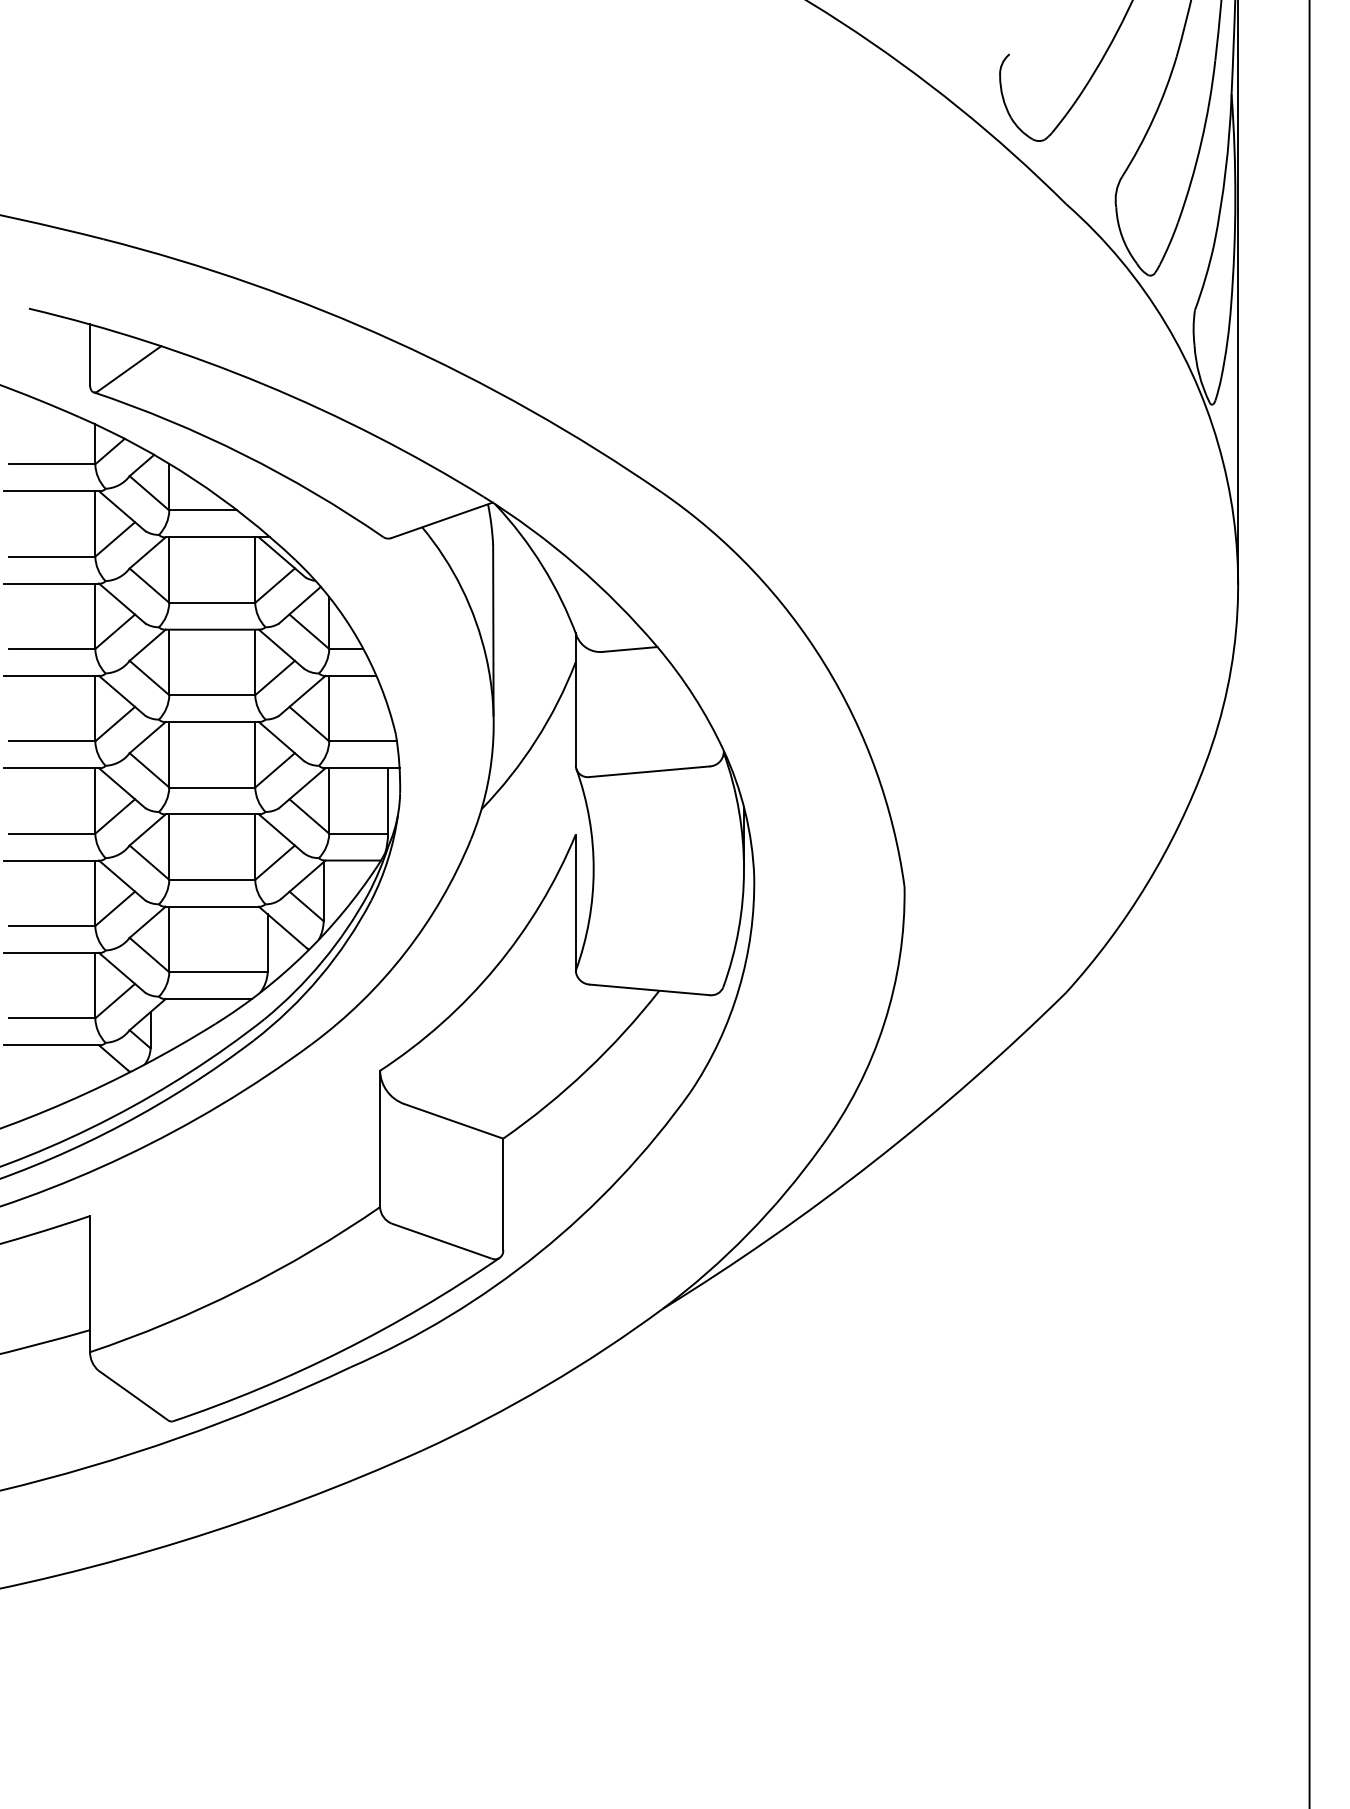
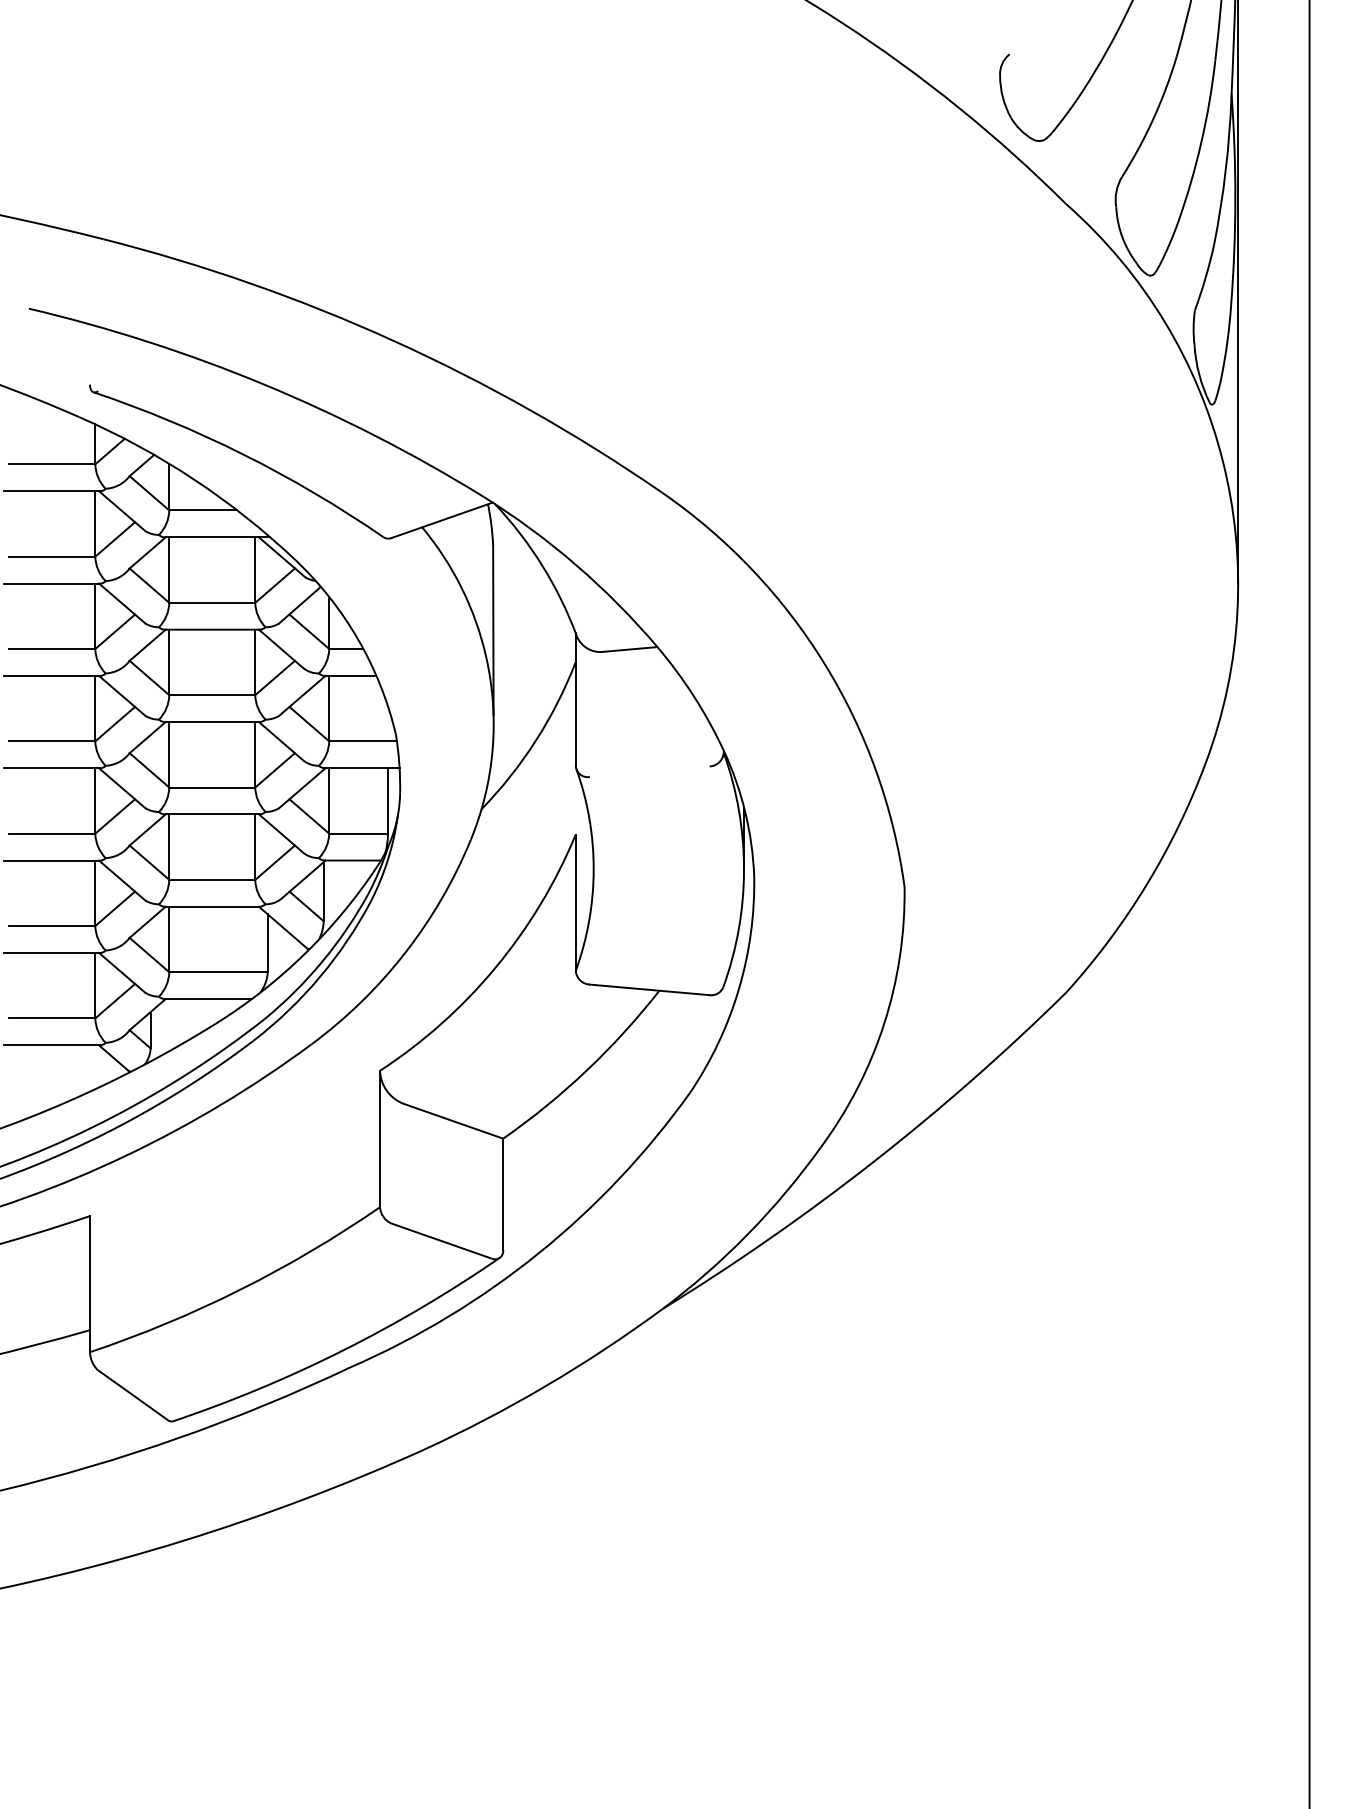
line: present -> none (90, 354)
line: present -> none (129, 368)
line: present -> none (649, 771)
